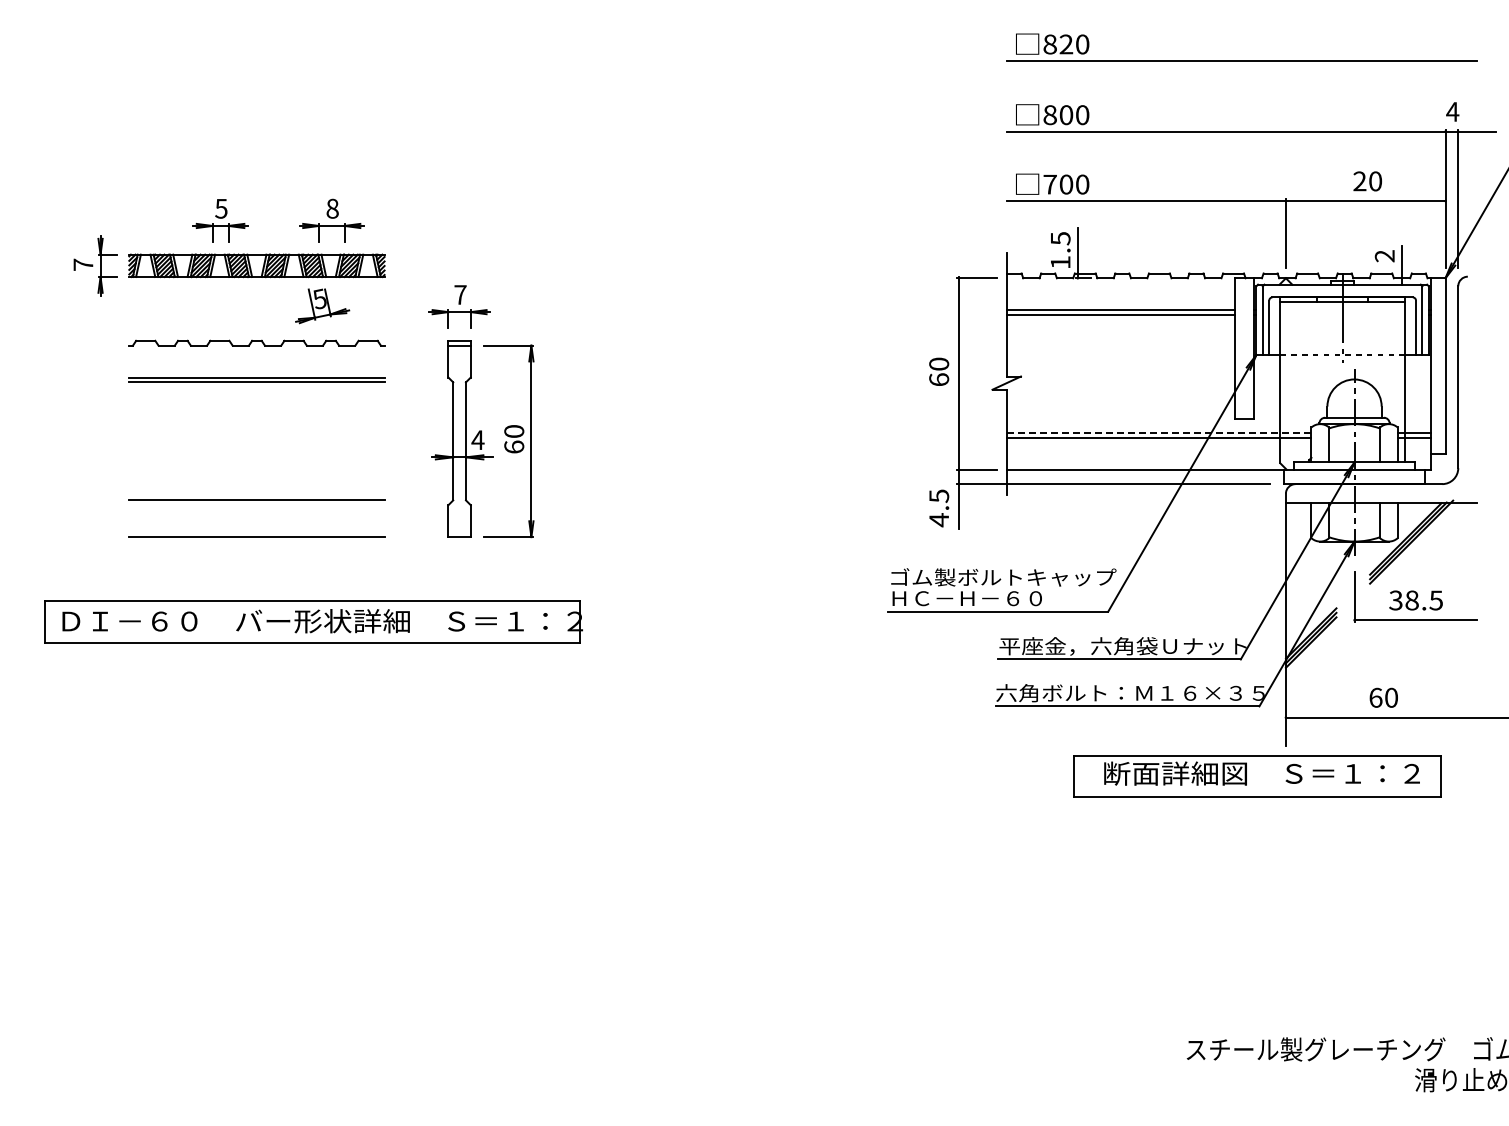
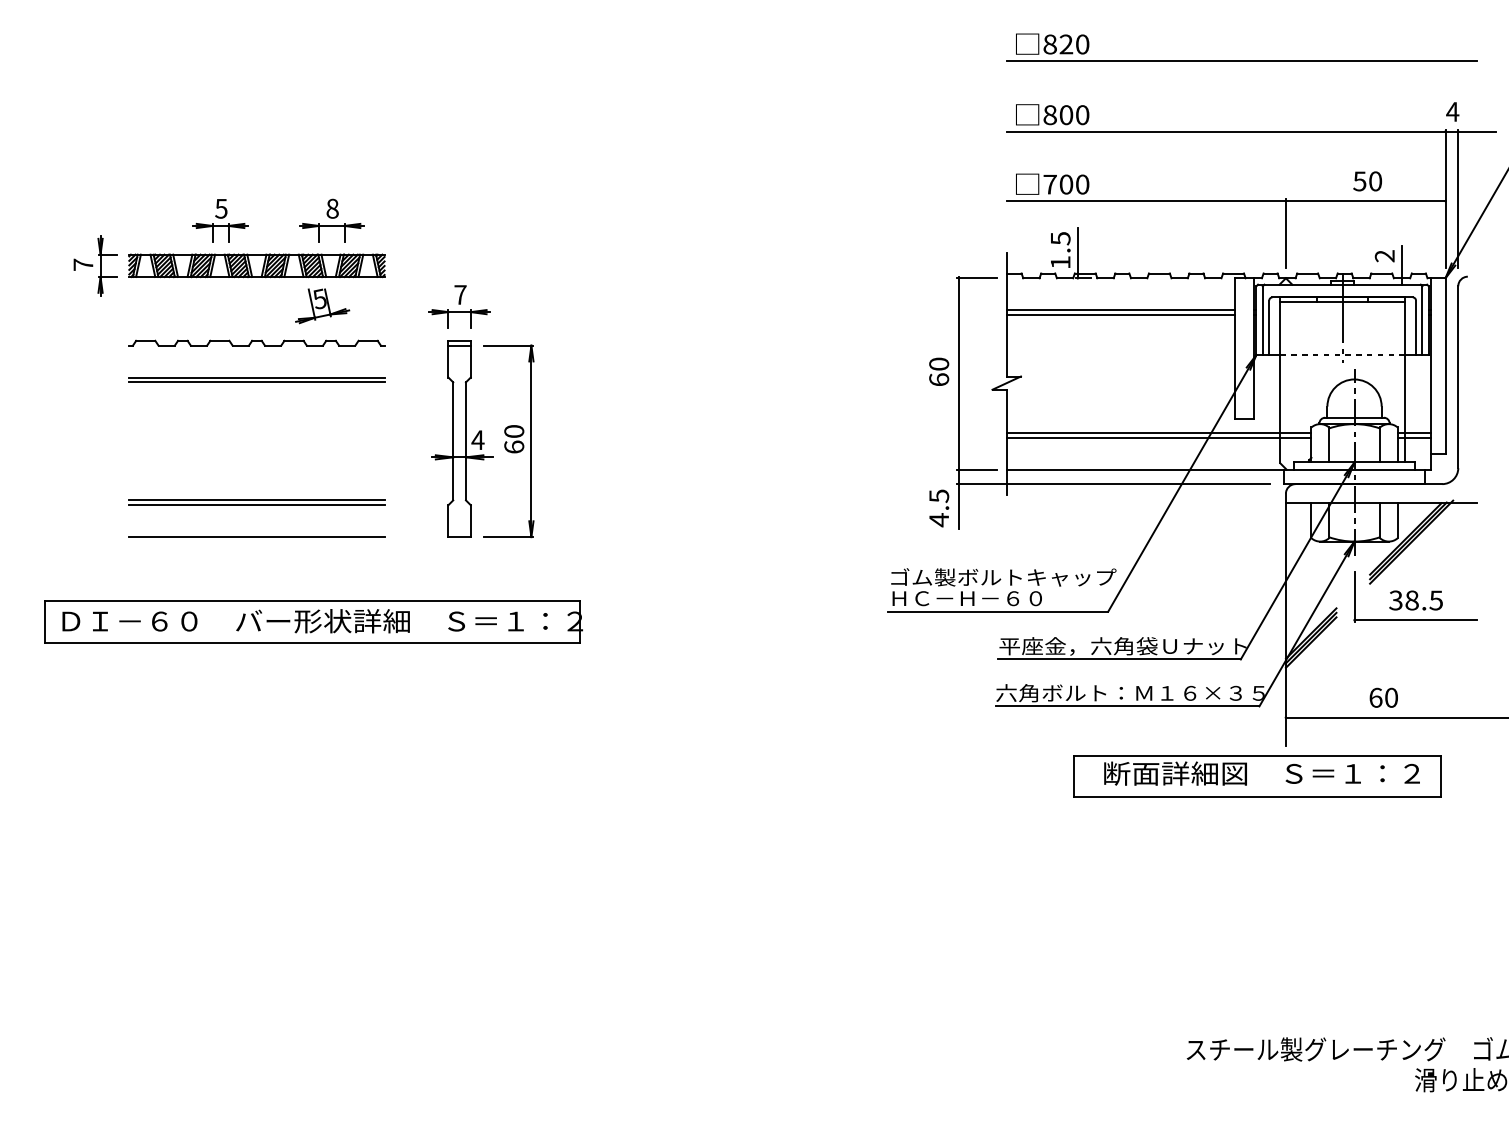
text: 20 -> 50 (1359, 181)
line: dashed -> solid (1158, 433)
line: none -> present (256, 505)
